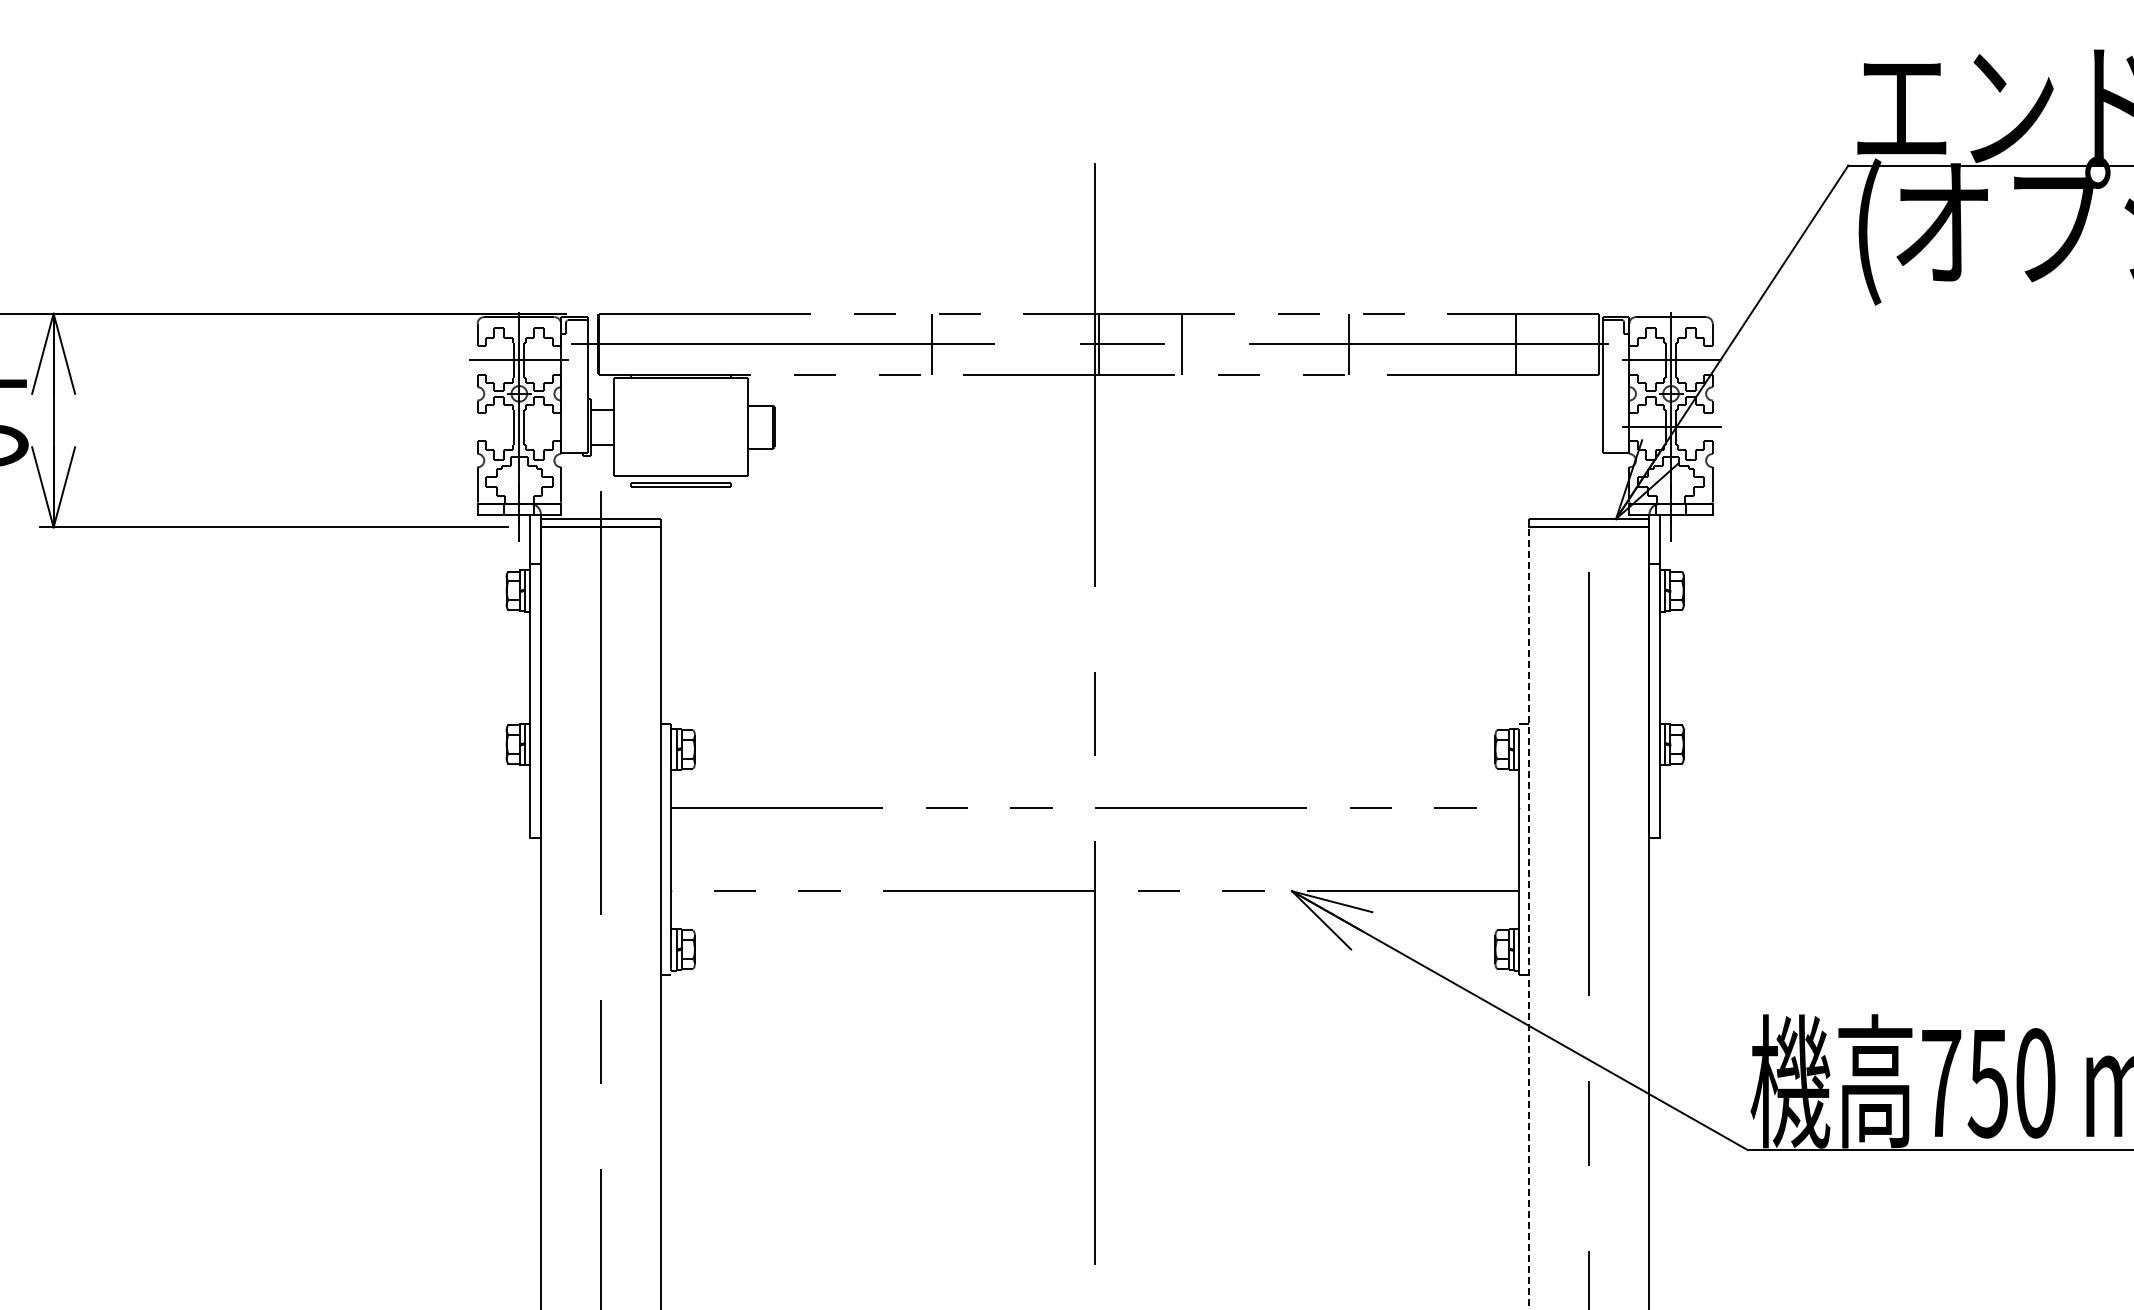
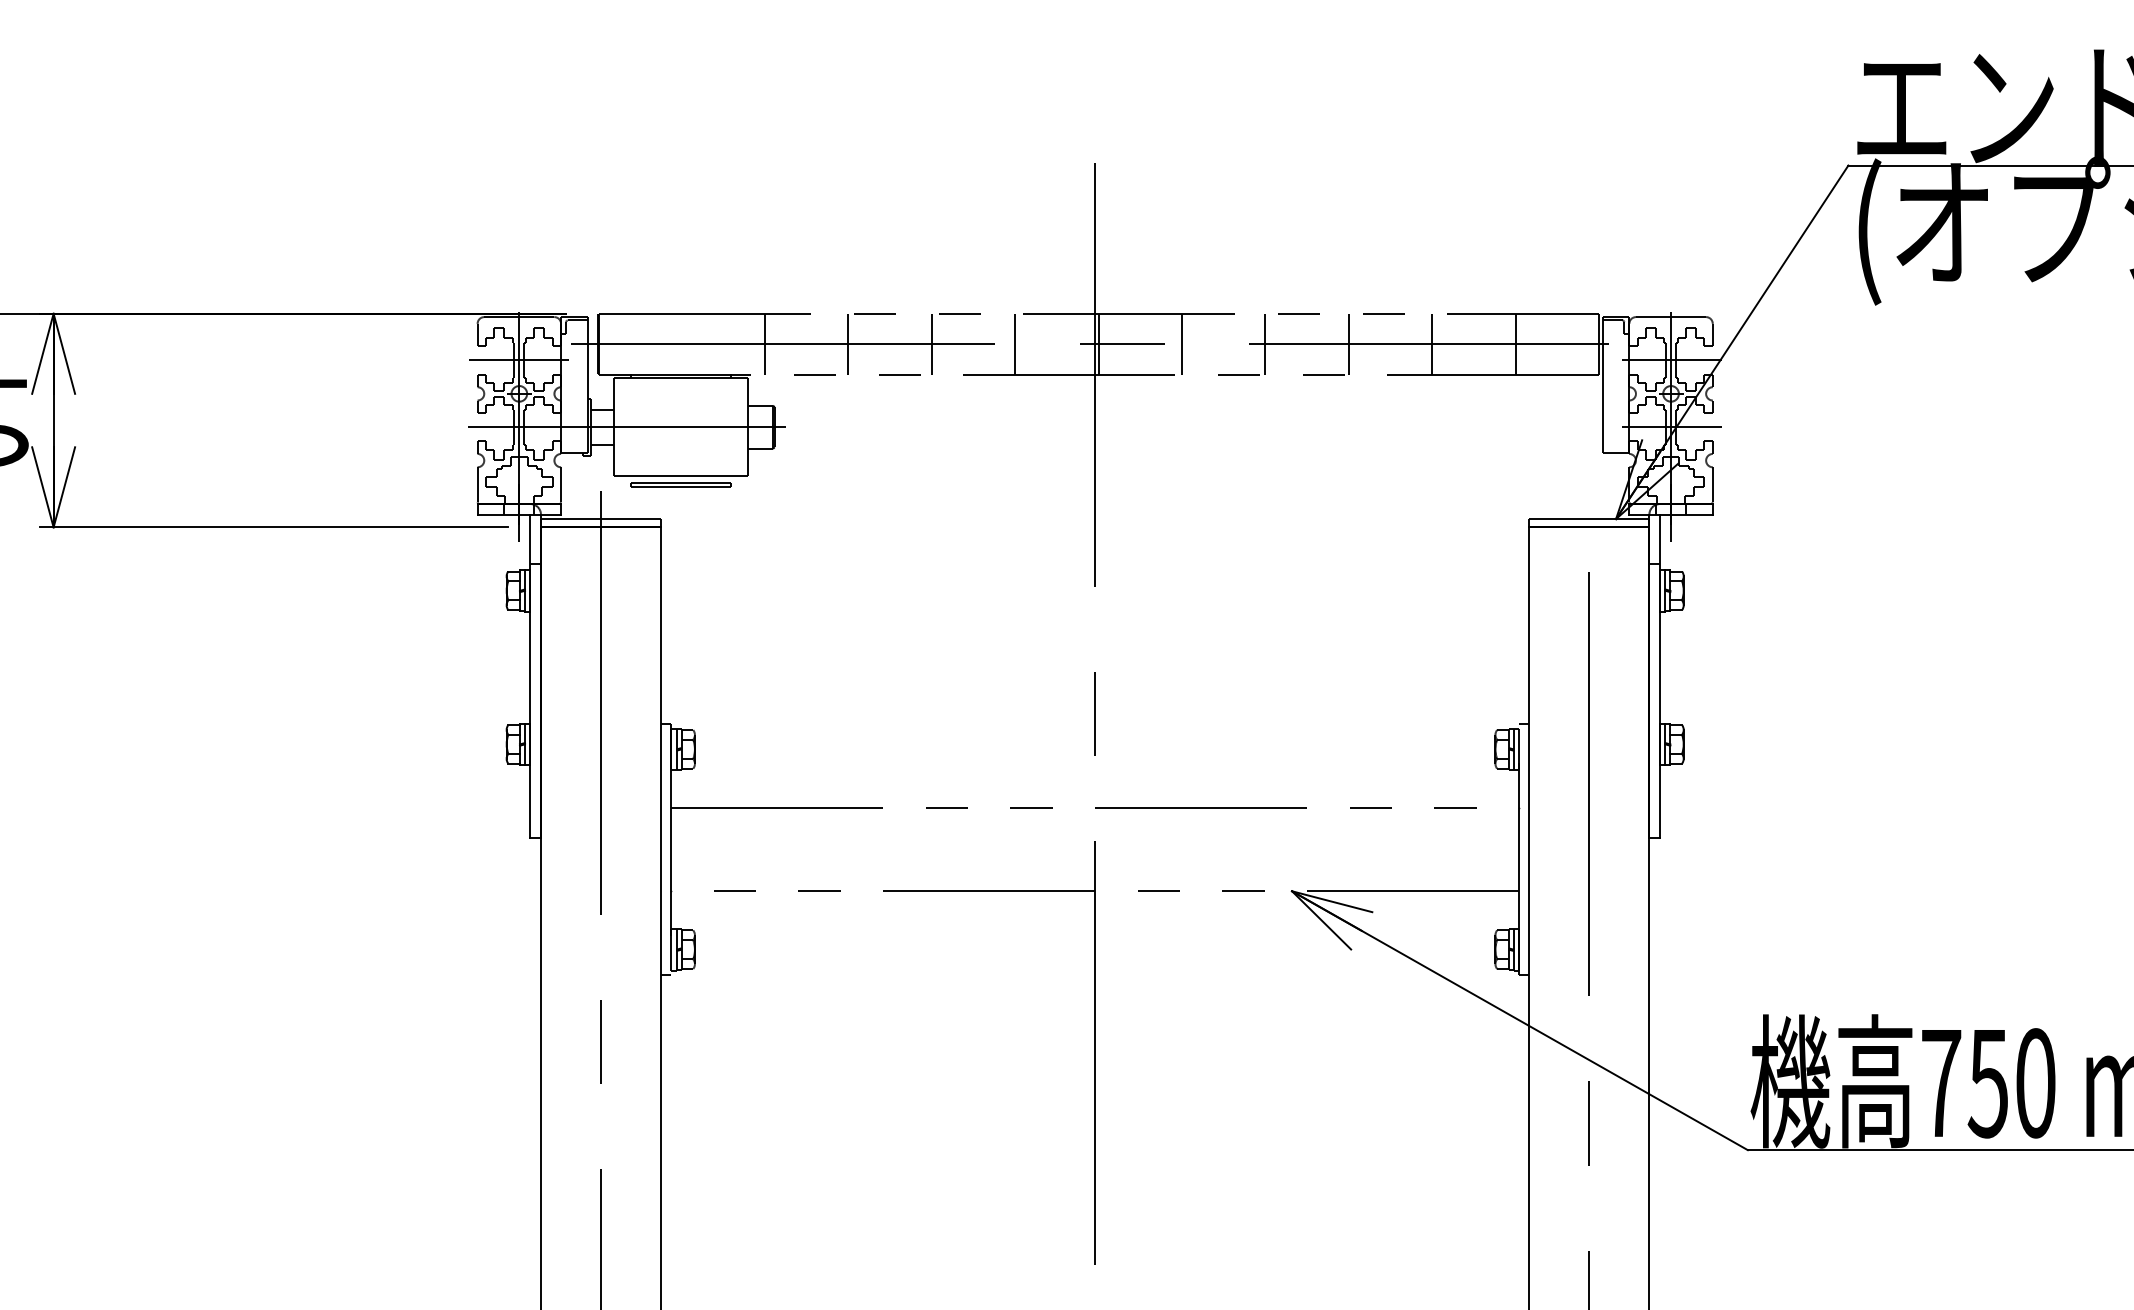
line: none -> present (764, 343)
line: none -> present (848, 343)
line: none -> present (1015, 343)
line: none -> present (1265, 343)
line: none -> present (1432, 343)
line: none -> present (626, 427)
line: dashed -> solid (1529, 918)
